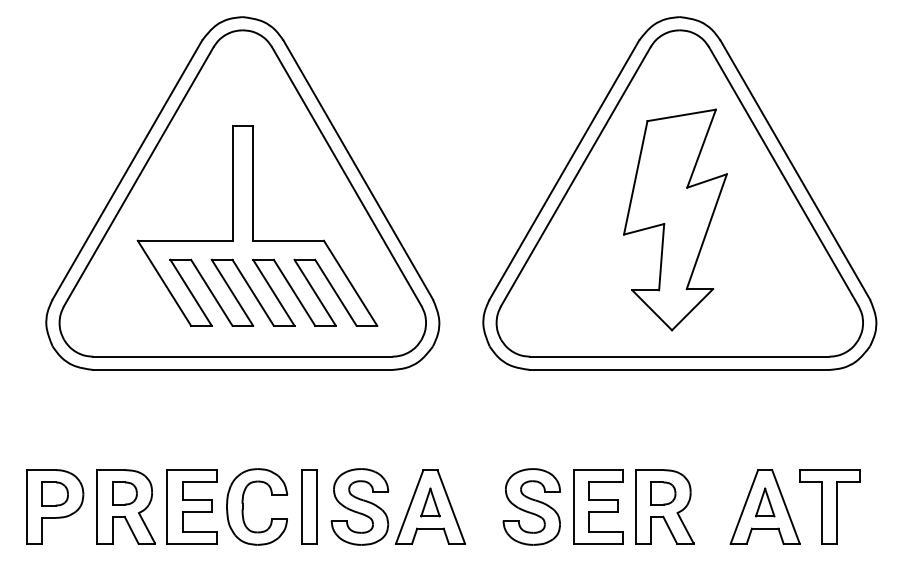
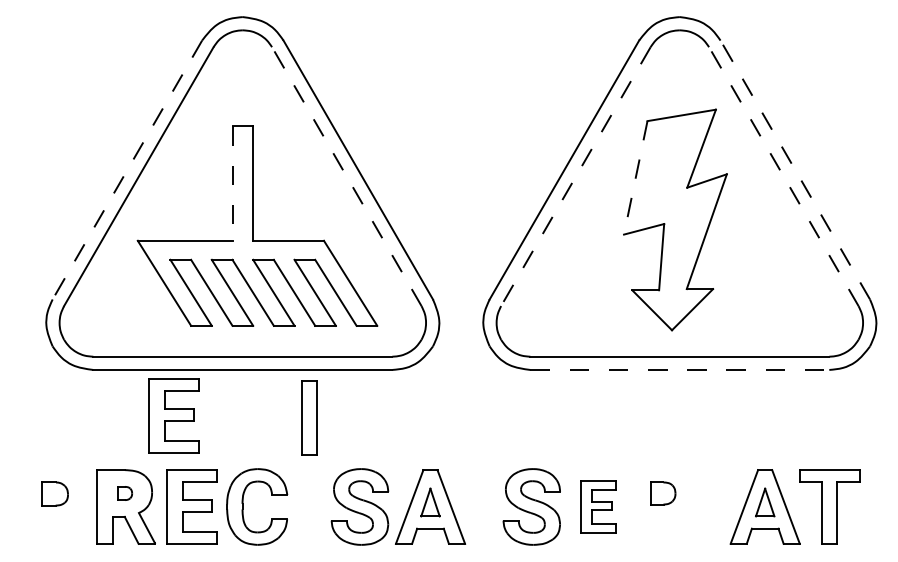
line: solid -> dashed (795, 169)
line: solid -> dashed (127, 170)
line: solid -> dashed (346, 176)
line: solid -> dashed (783, 176)
line: solid -> dashed (575, 177)
line: solid -> dashed (635, 177)
line: solid -> dashed (232, 184)
line: solid -> dashed (680, 369)
part: none -> present (173, 415)
part size: 26x25 px -> 16x15 px (124, 493)
part: present -> none (55, 506)
part position: (309, 506) -> (309, 417) (309, 417)
part size: 51x76 px -> 37x54 px (598, 506)
part: present -> none (664, 506)
